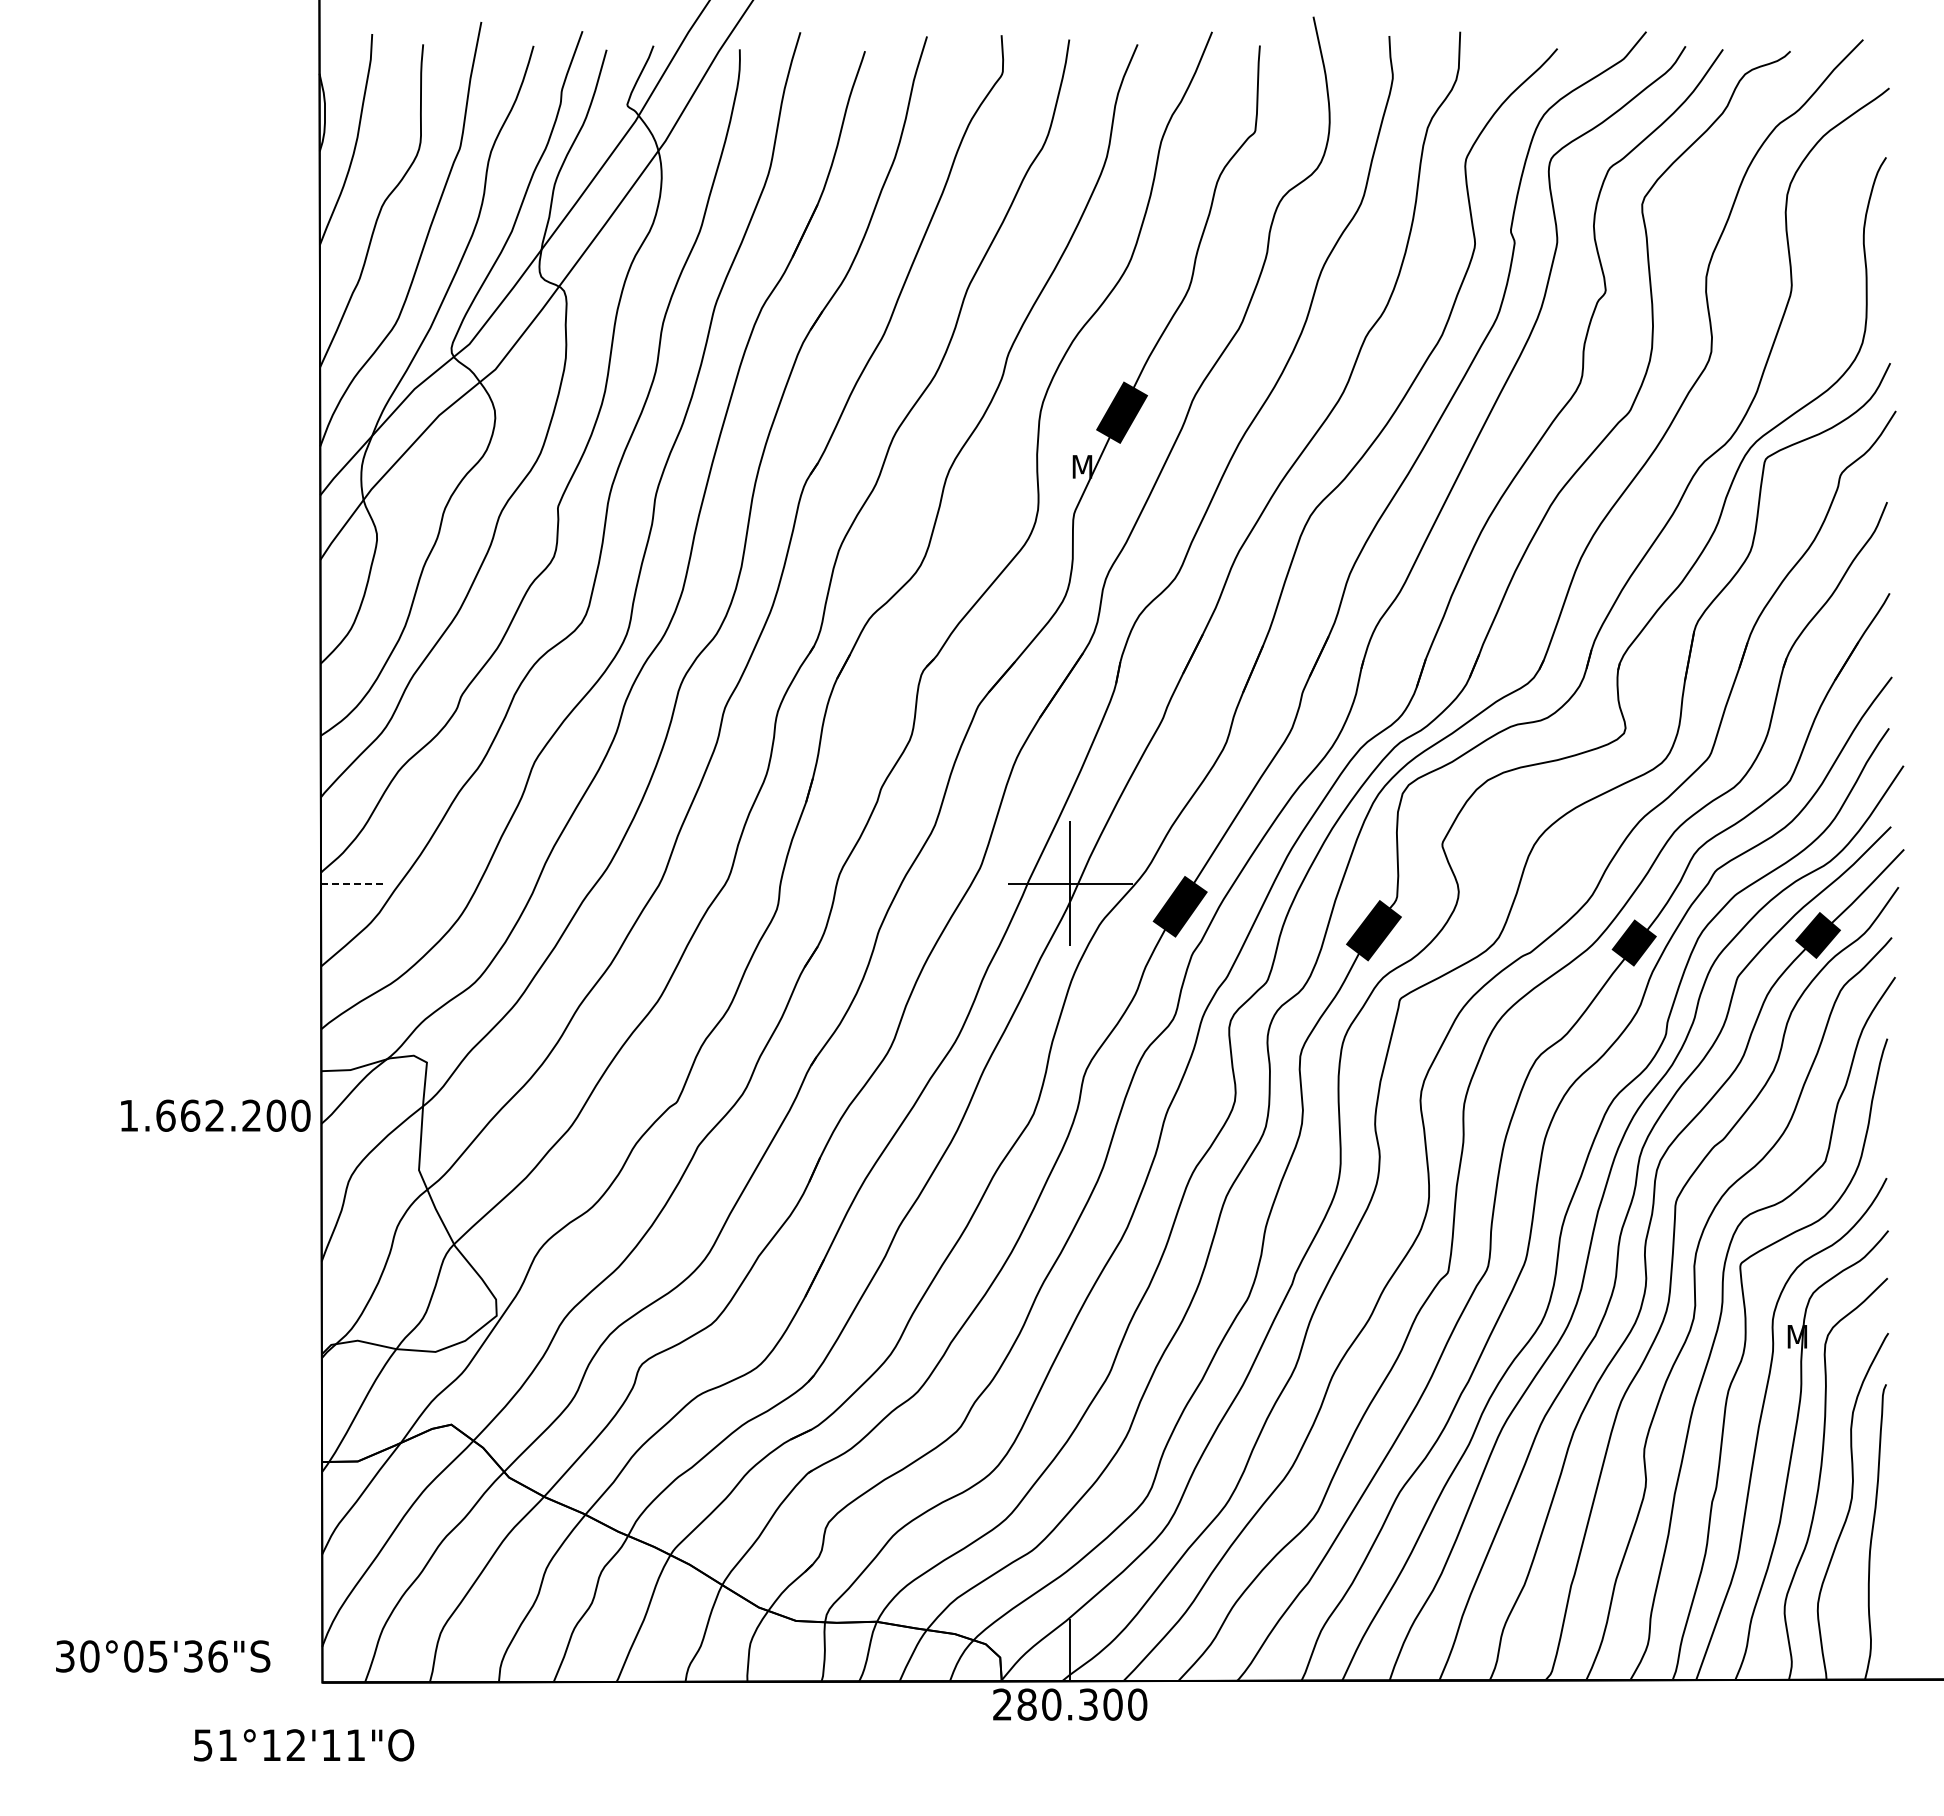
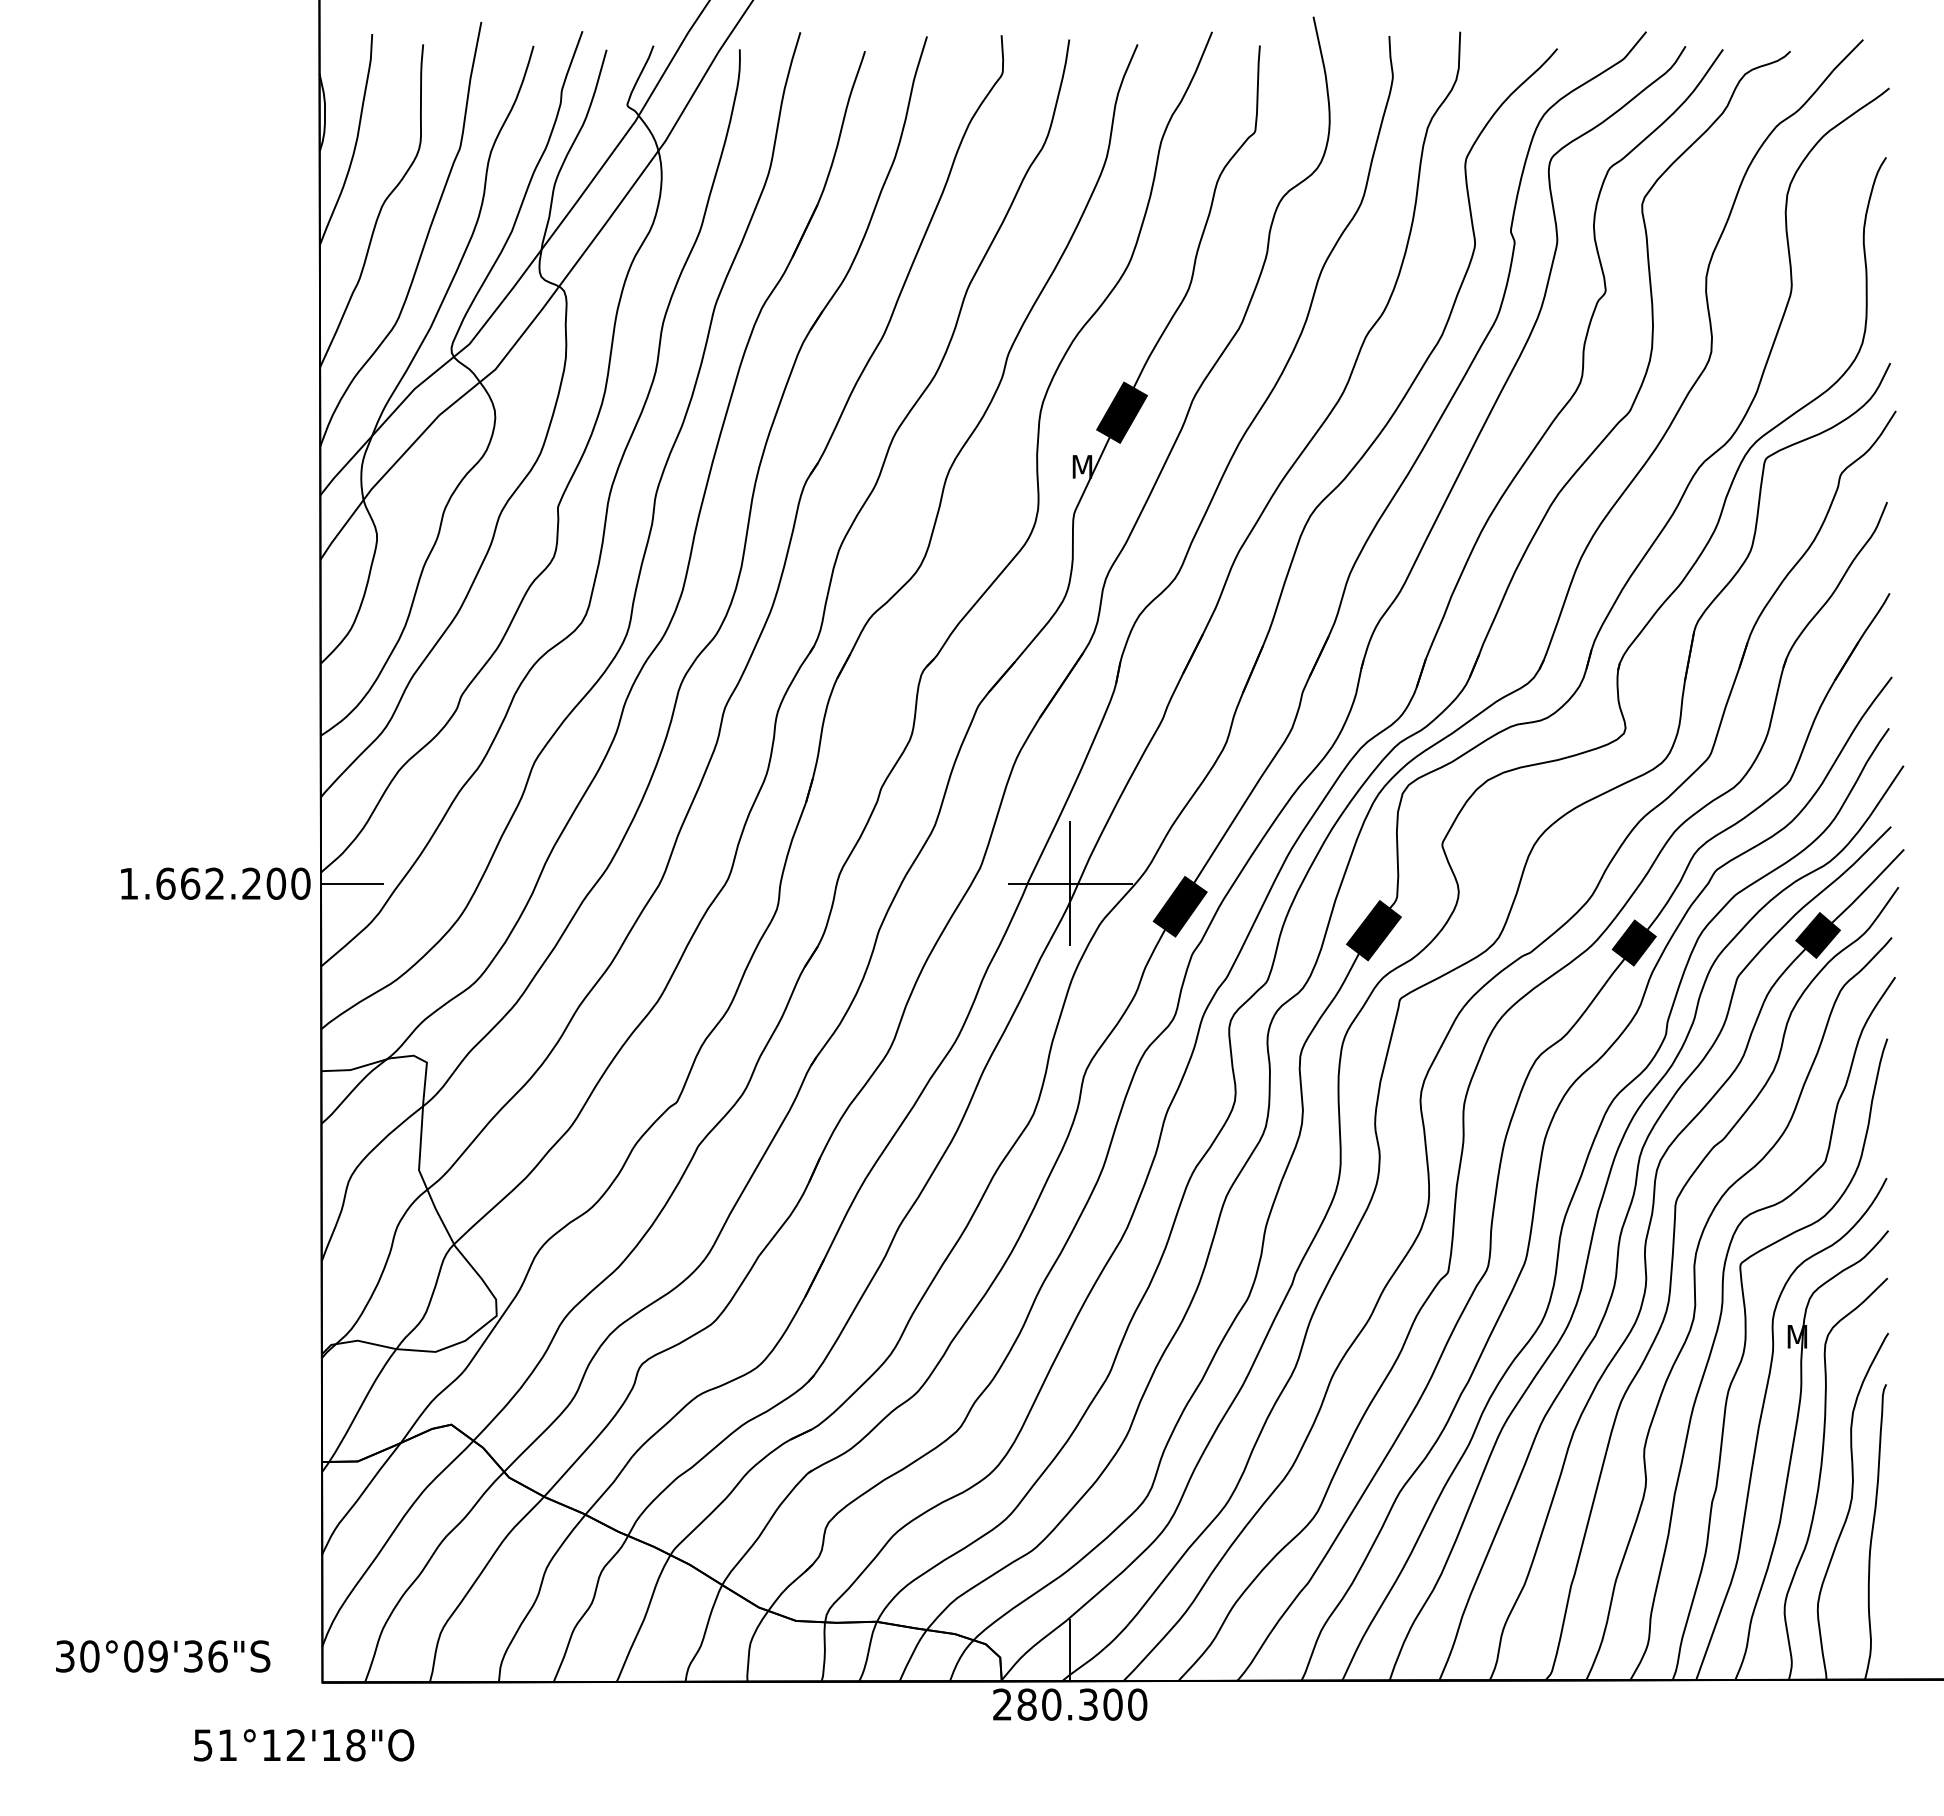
line: dashed -> solid (352, 883)
text position: (215, 1115) -> (215, 883) (215, 883)
text: 30°05'36"S -> 30°09'36"S (157, 1656)
text: 51°12'11"O -> 51°12'18"O (355, 1745)
